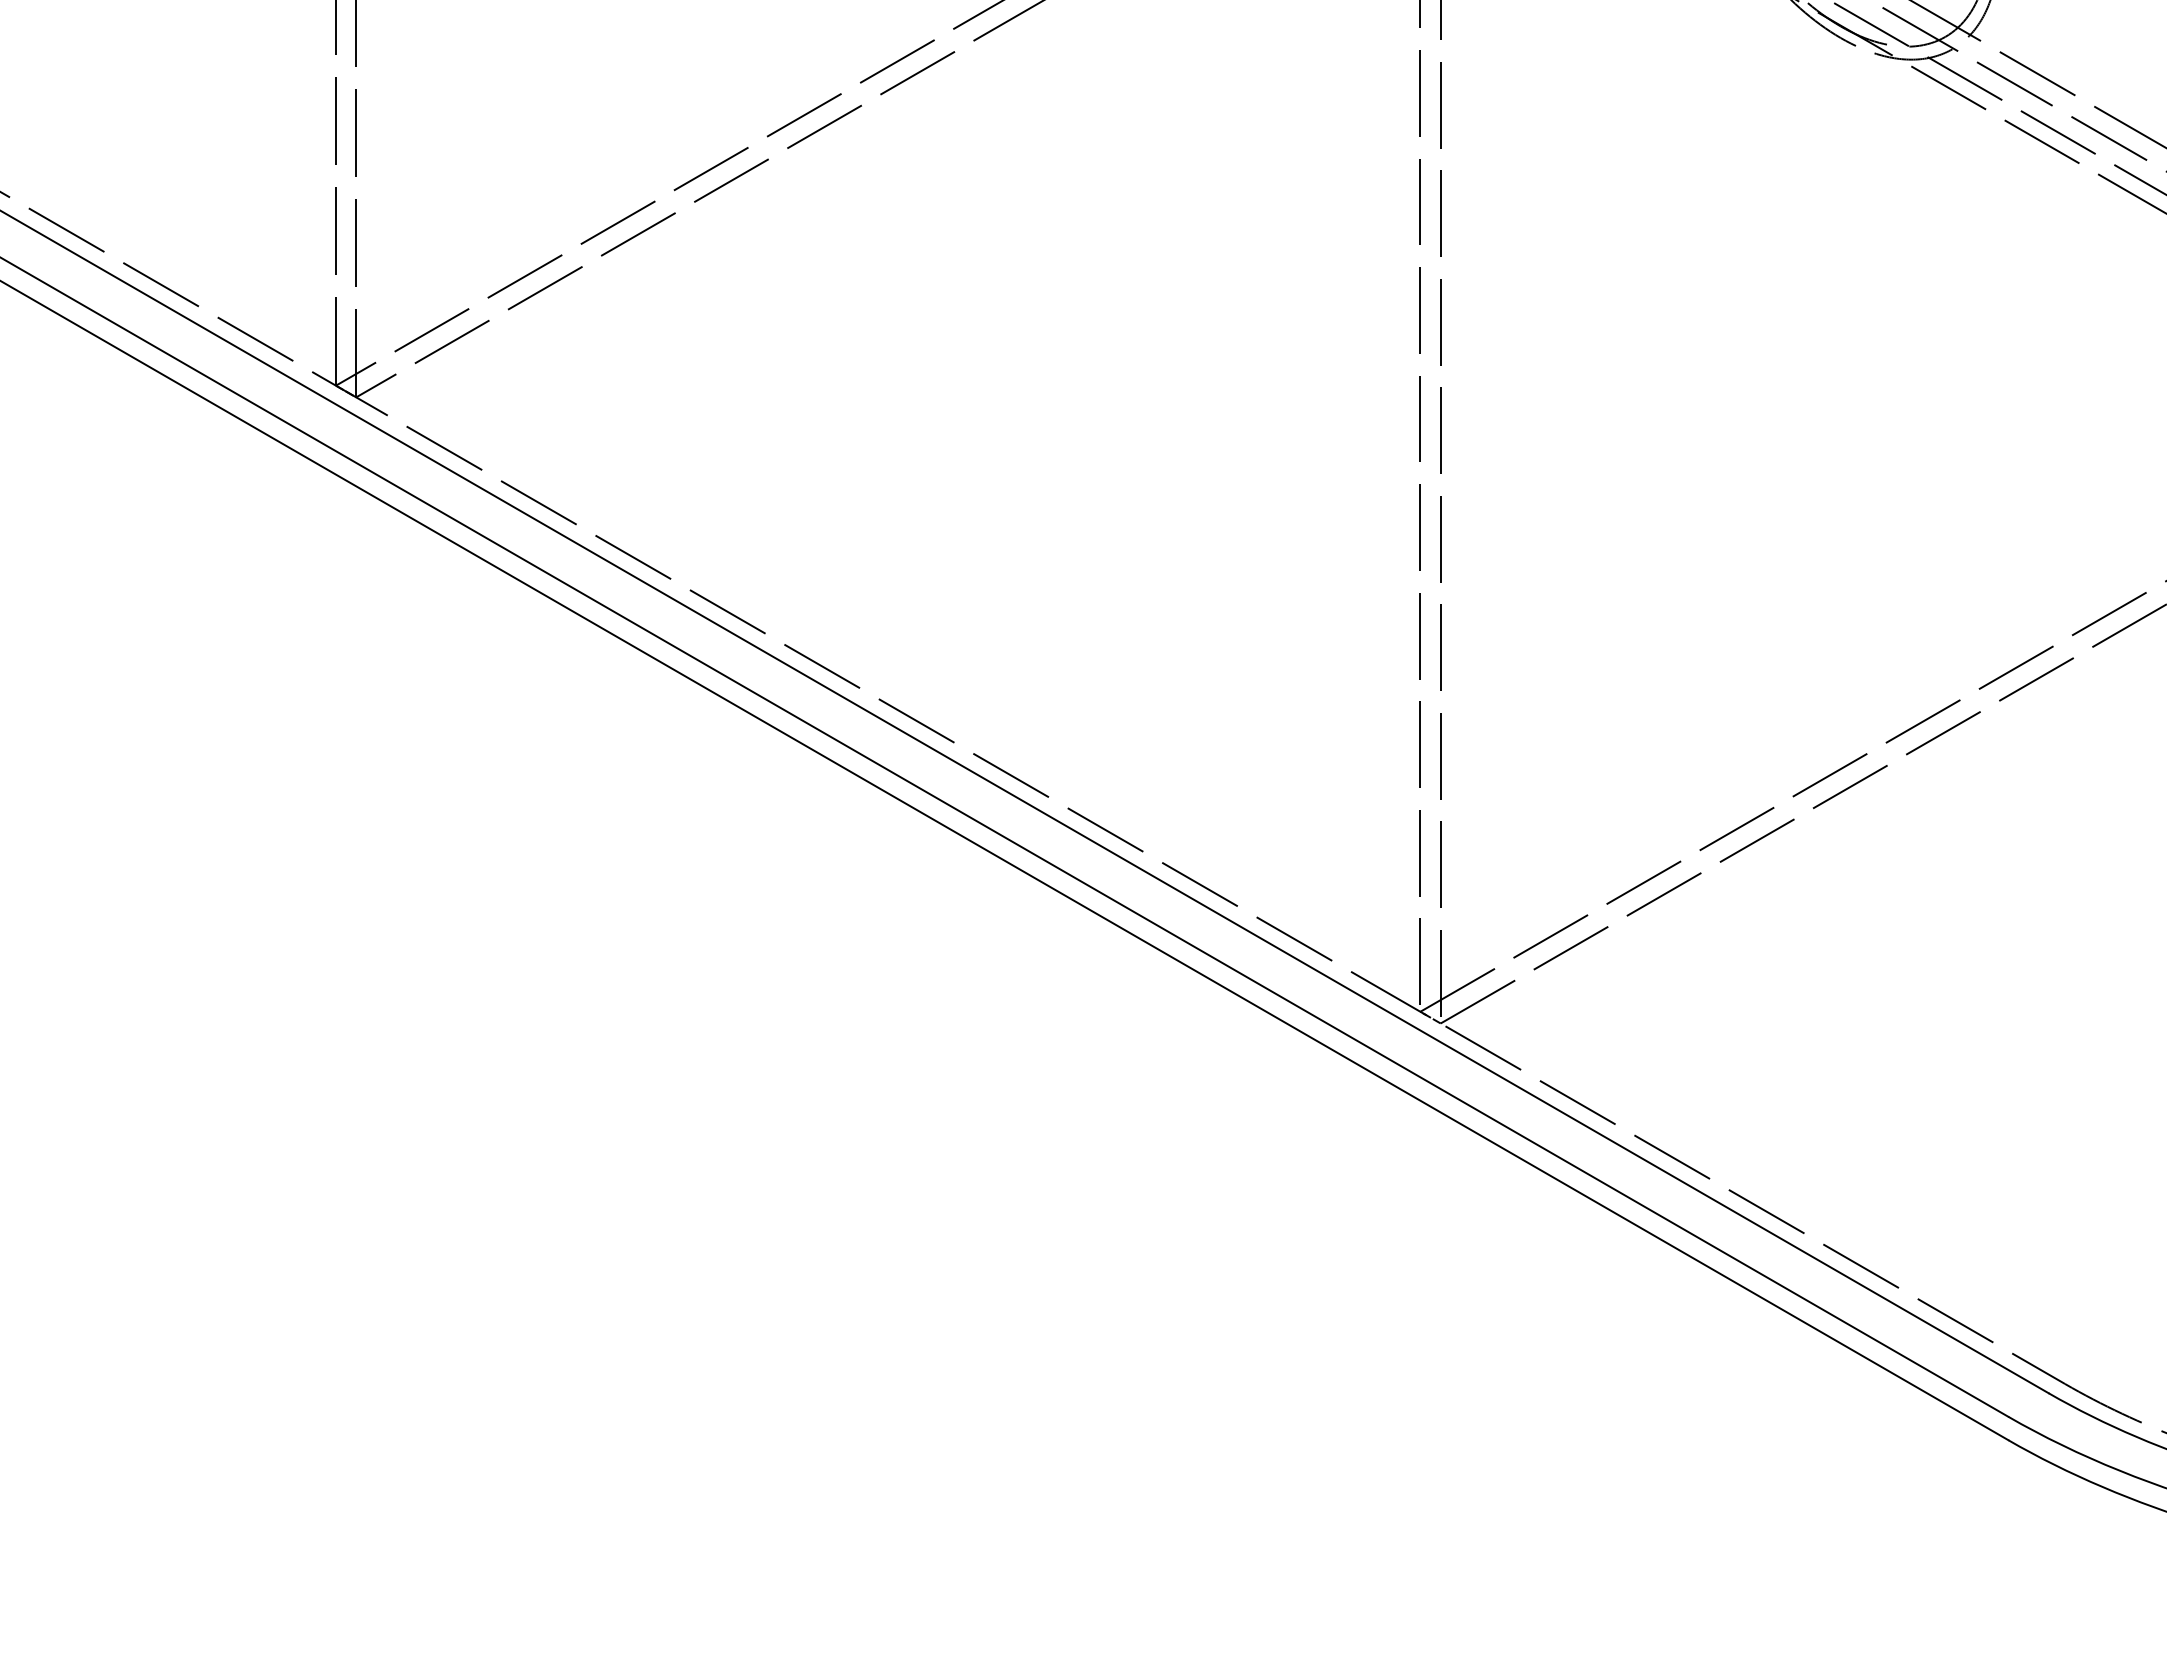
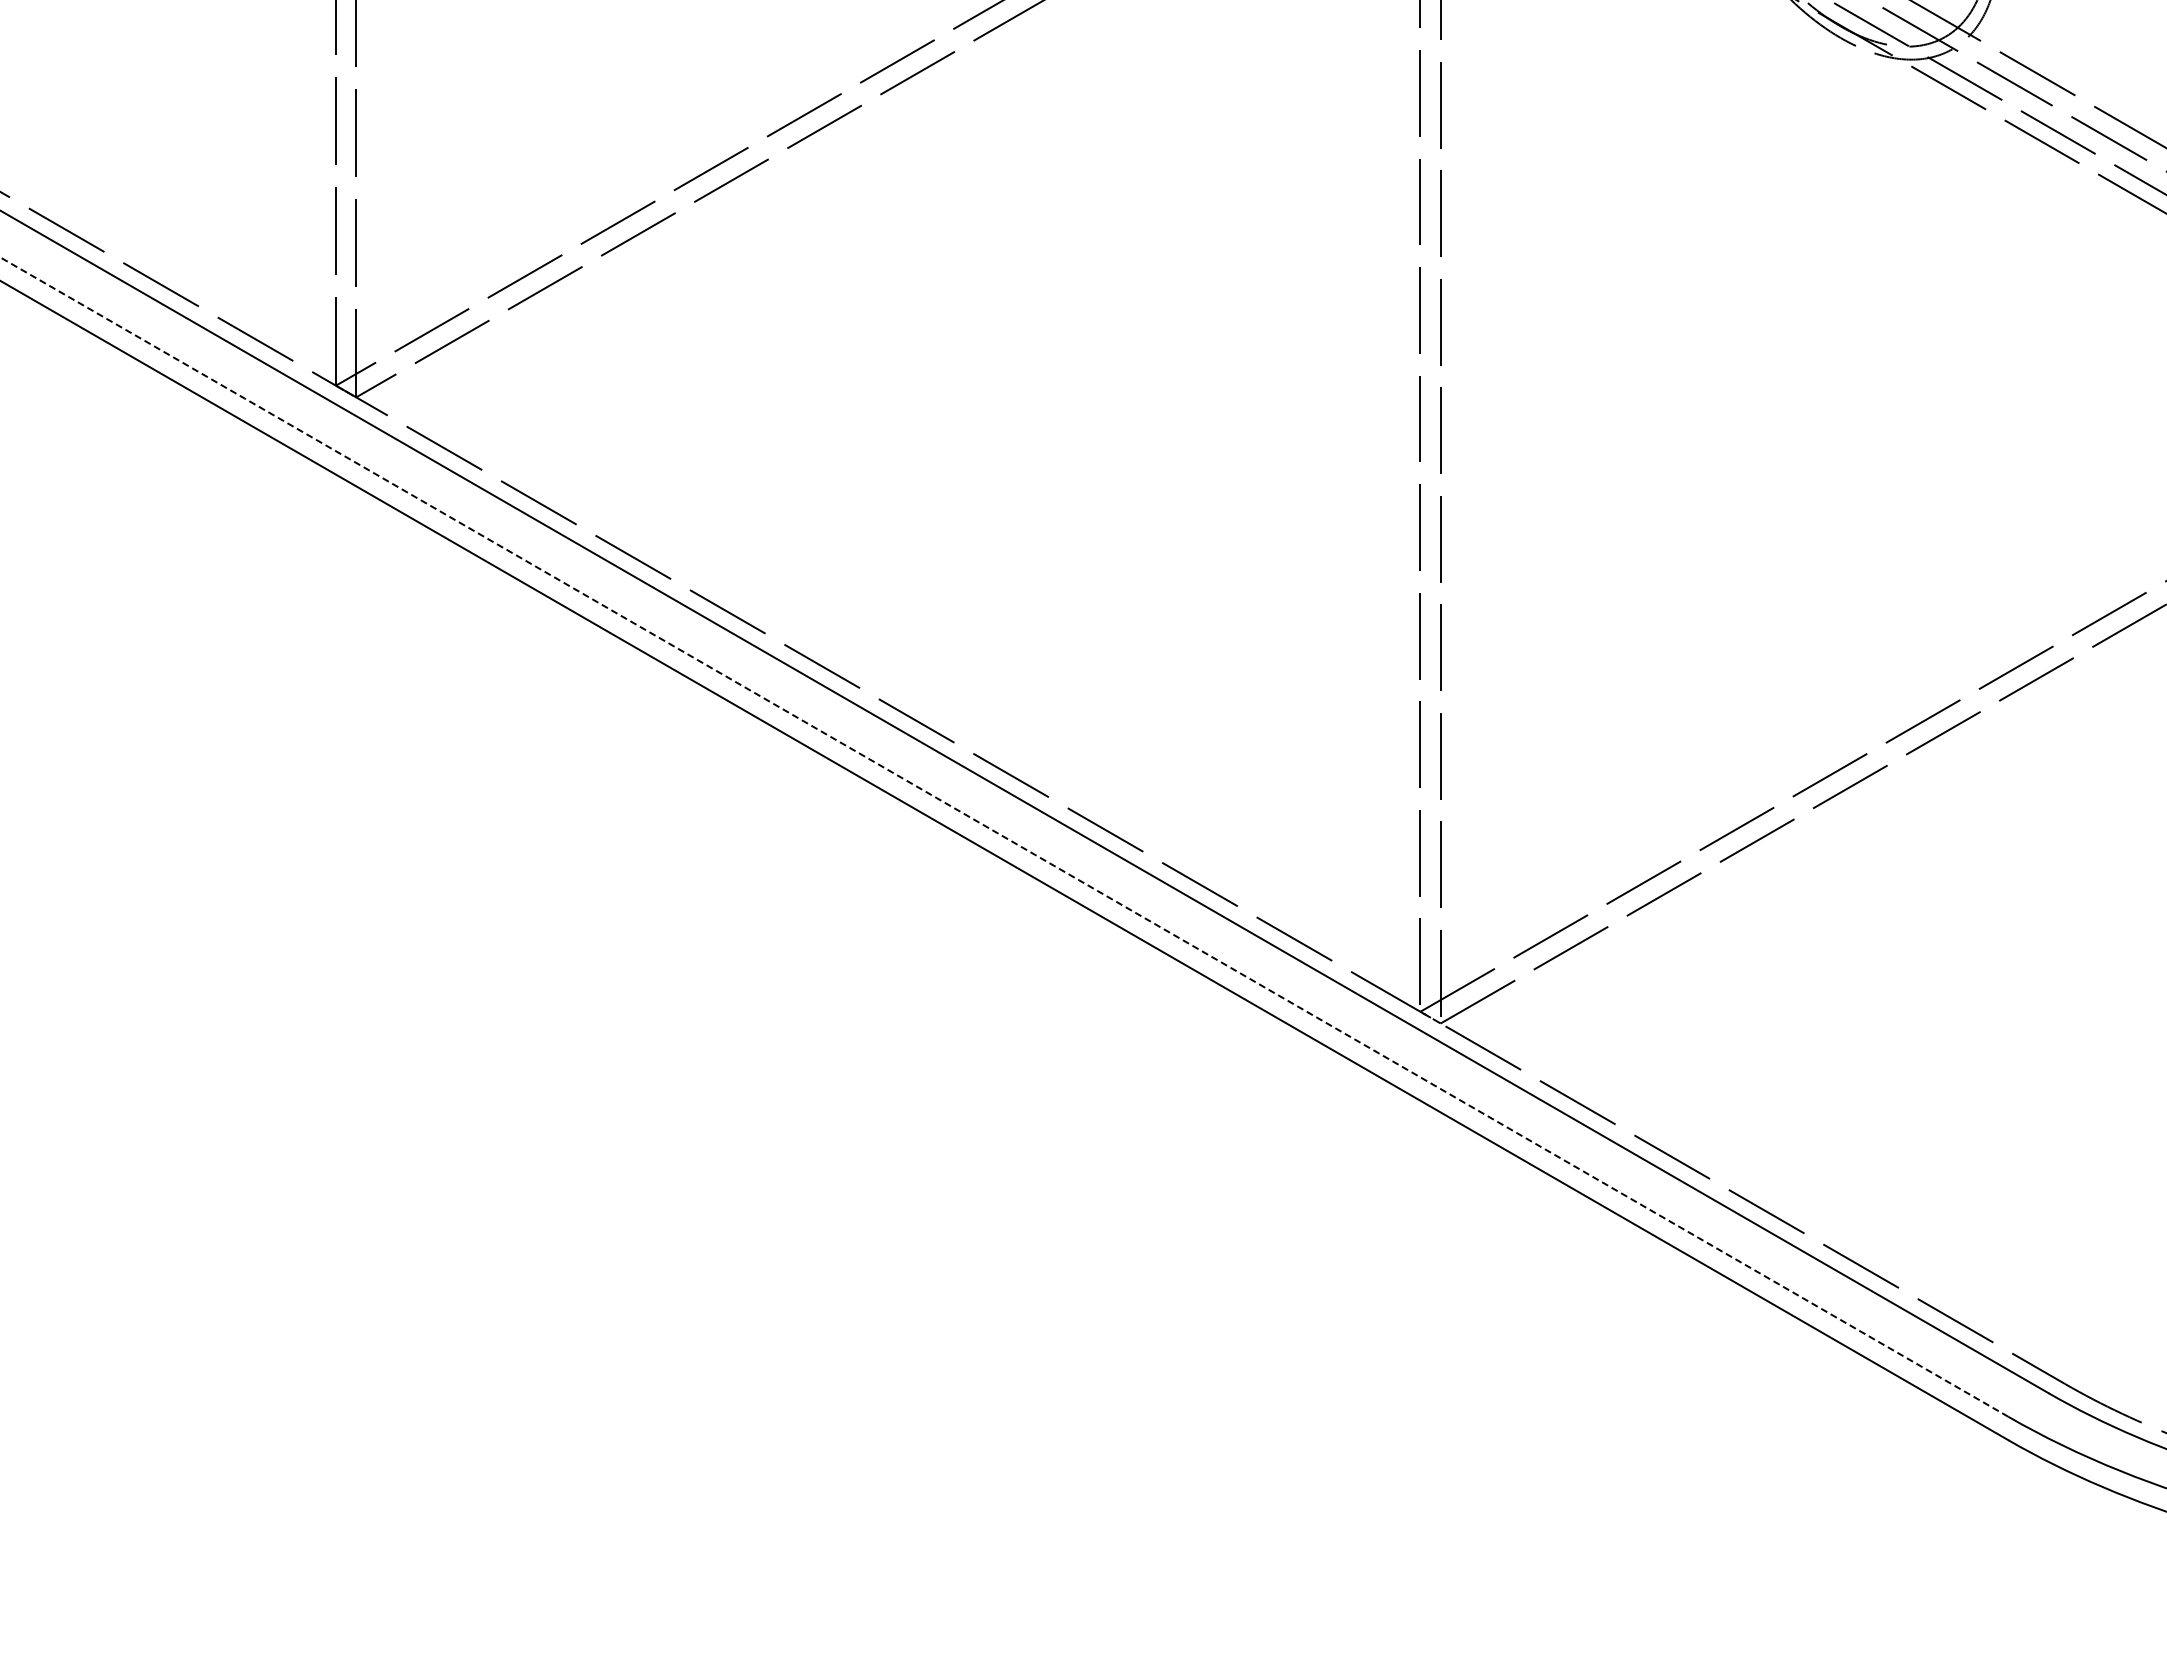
line: solid -> dashed (1003, 836)
